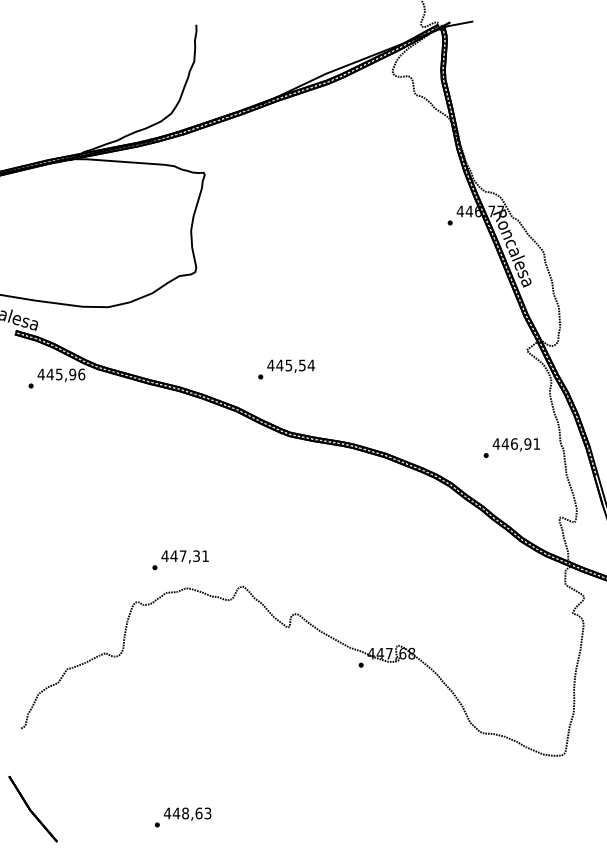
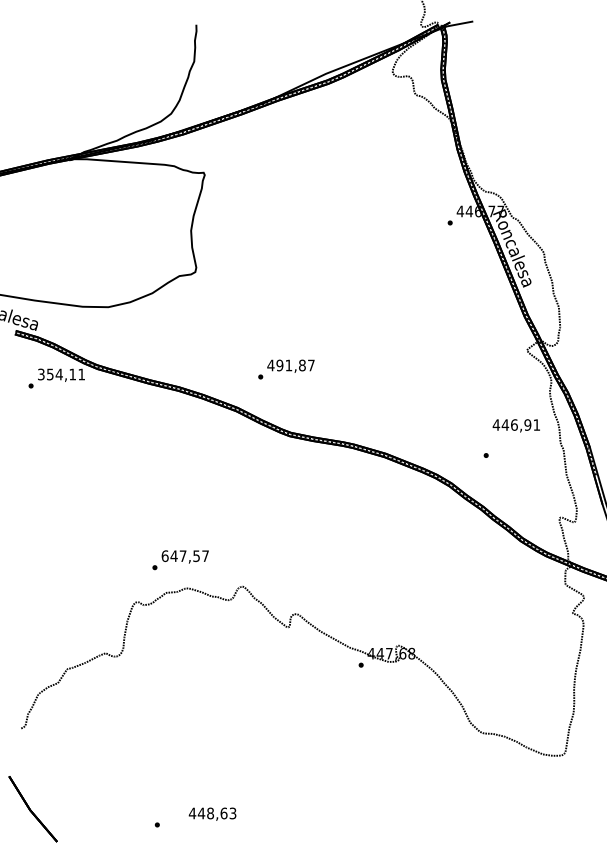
text: 445,54 -> 491,87 (295, 365)
text: 445,96 -> 354,11 (61, 374)
text position: (515, 444) -> (515, 425) (515, 425)
text: 447,31 -> 647,57 (184, 556)
text position: (187, 813) -> (212, 813) (212, 813)
